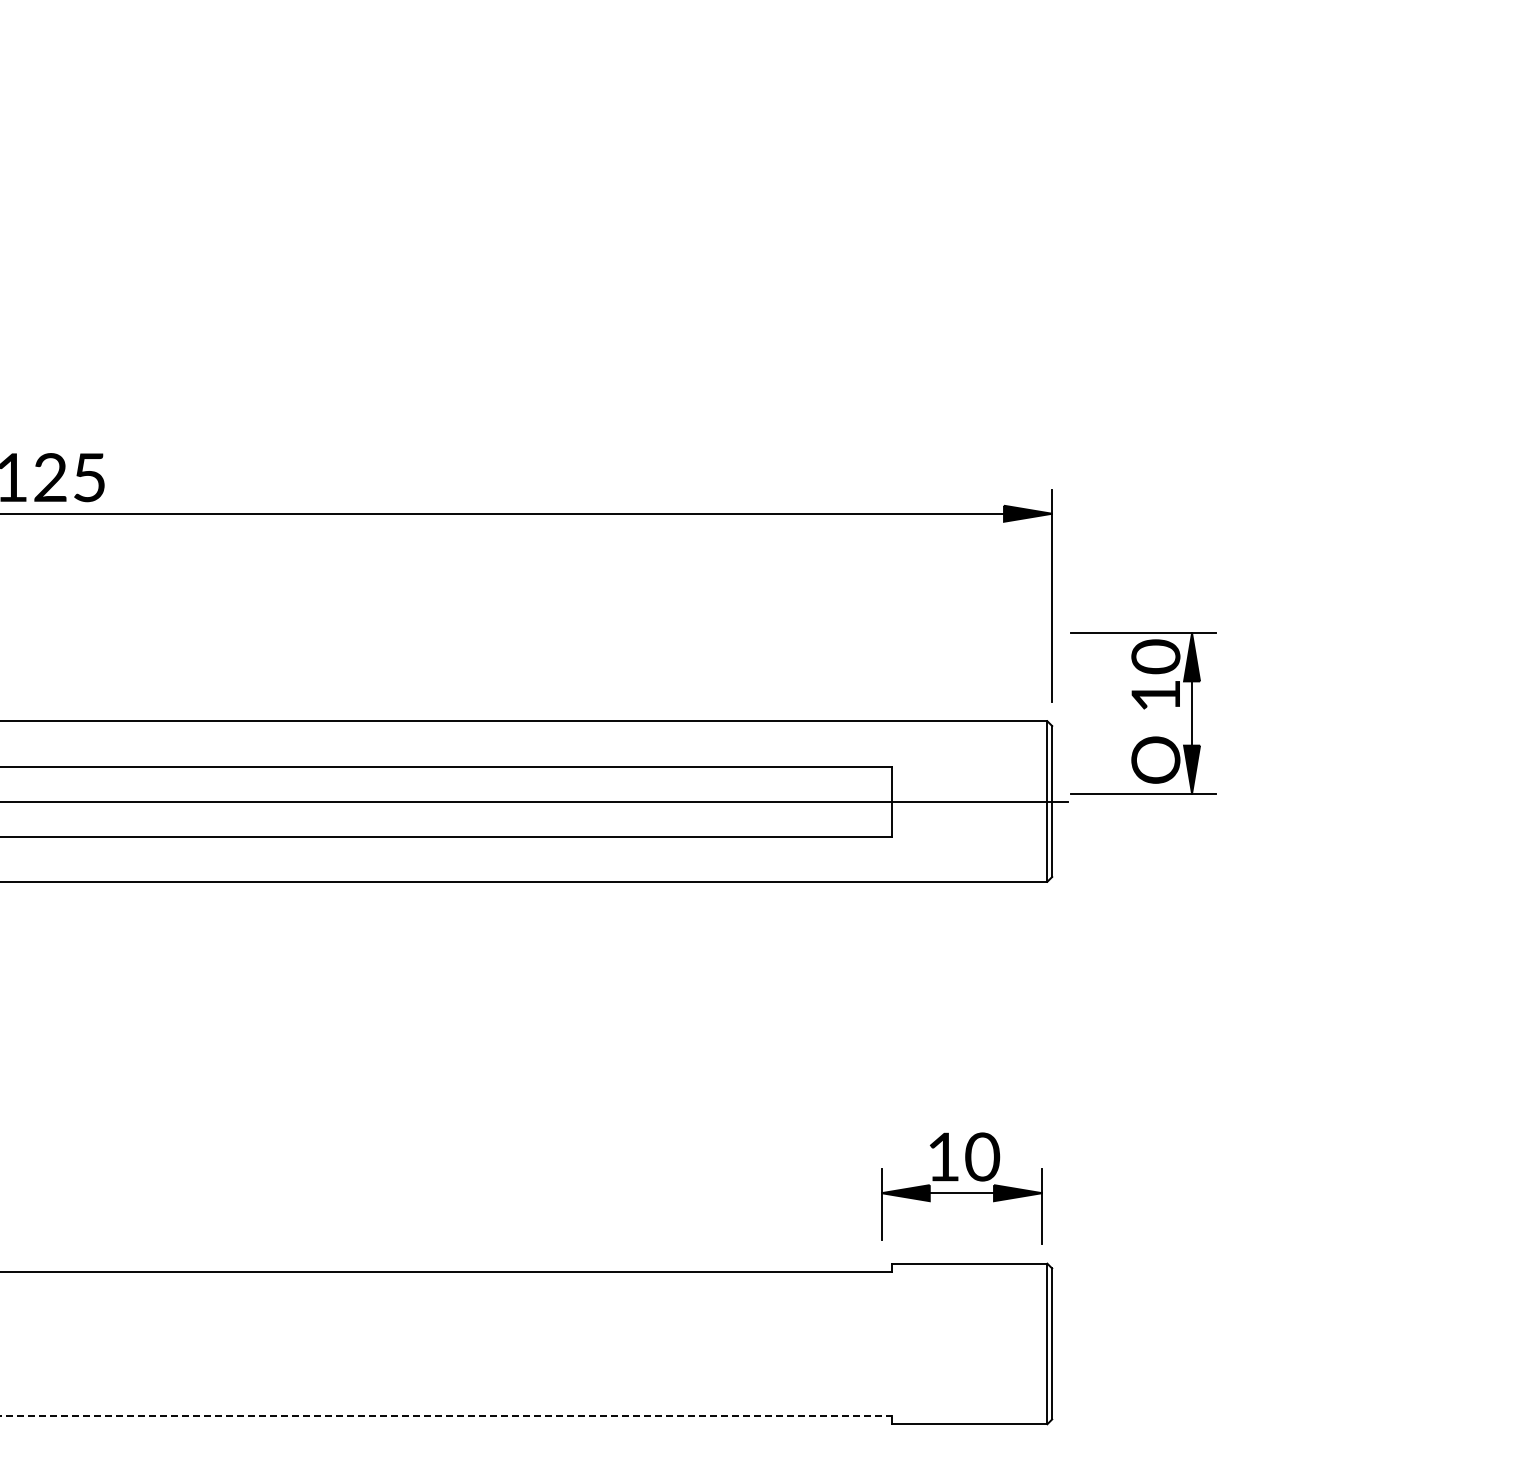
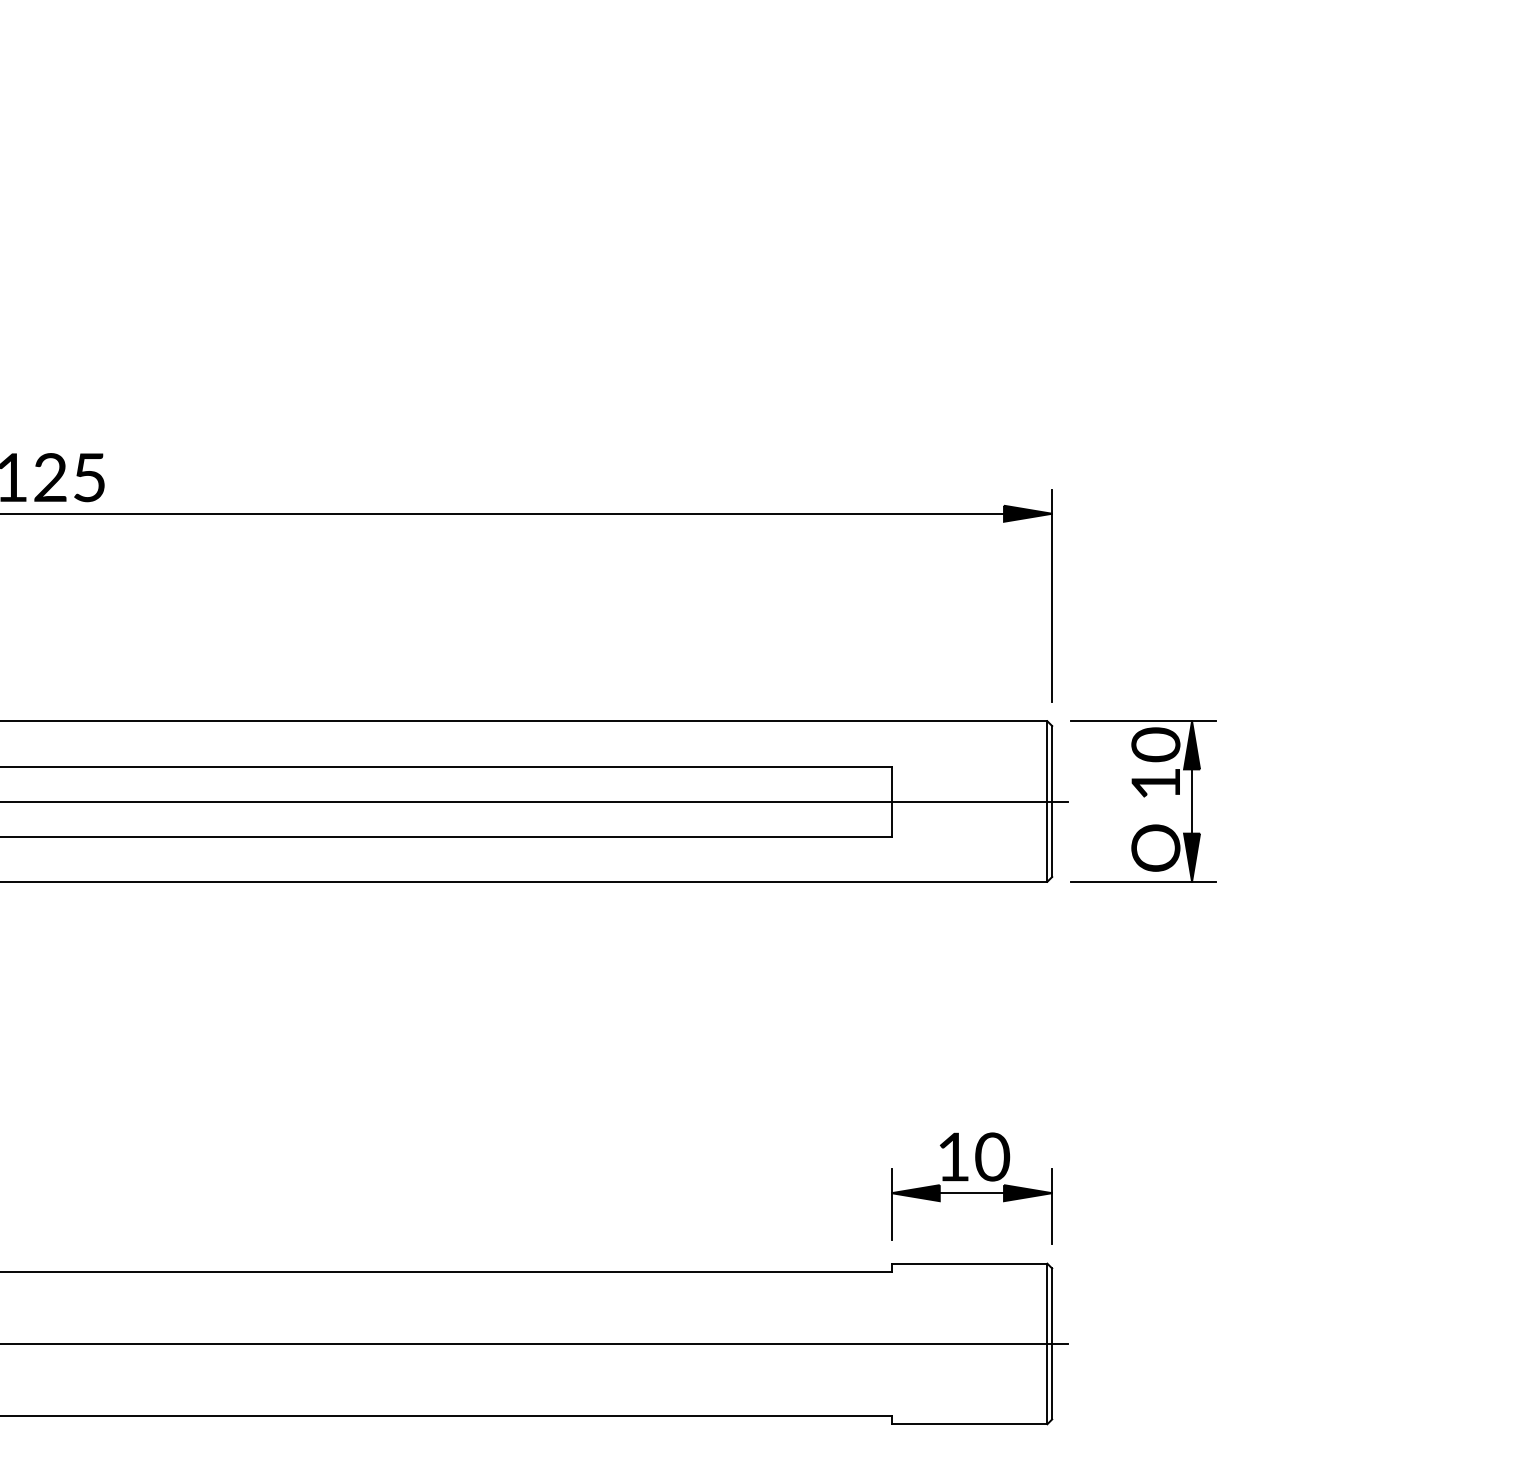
part position: (1143, 713) -> (1143, 801) (1143, 801)
part position: (961, 1188) -> (971, 1188) (971, 1188)
line: none -> present (535, 1343)
line: dashed -> solid (445, 1416)
